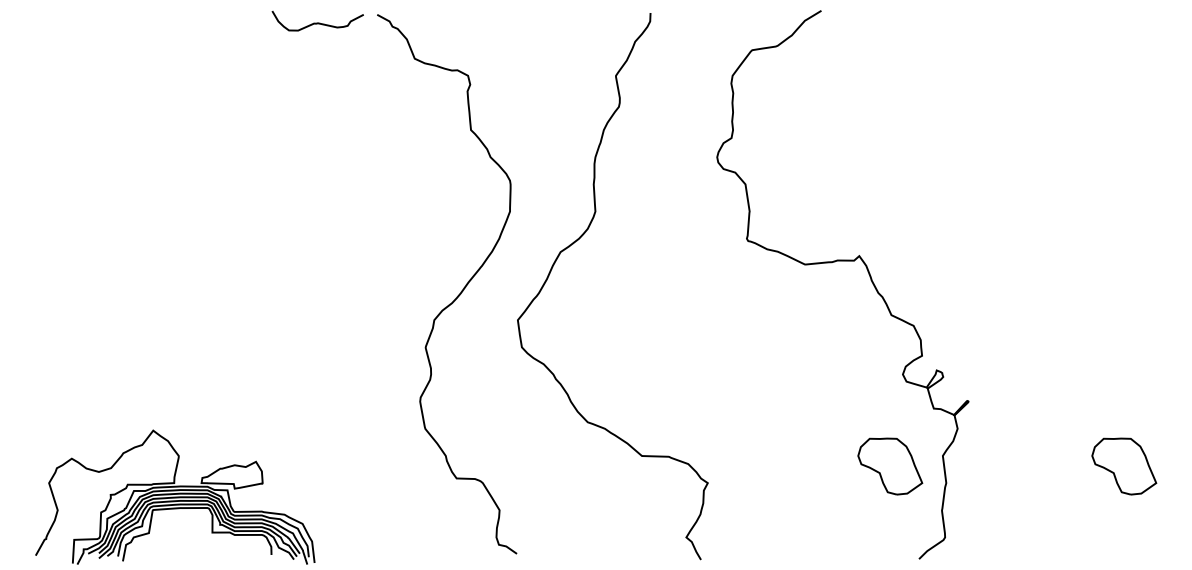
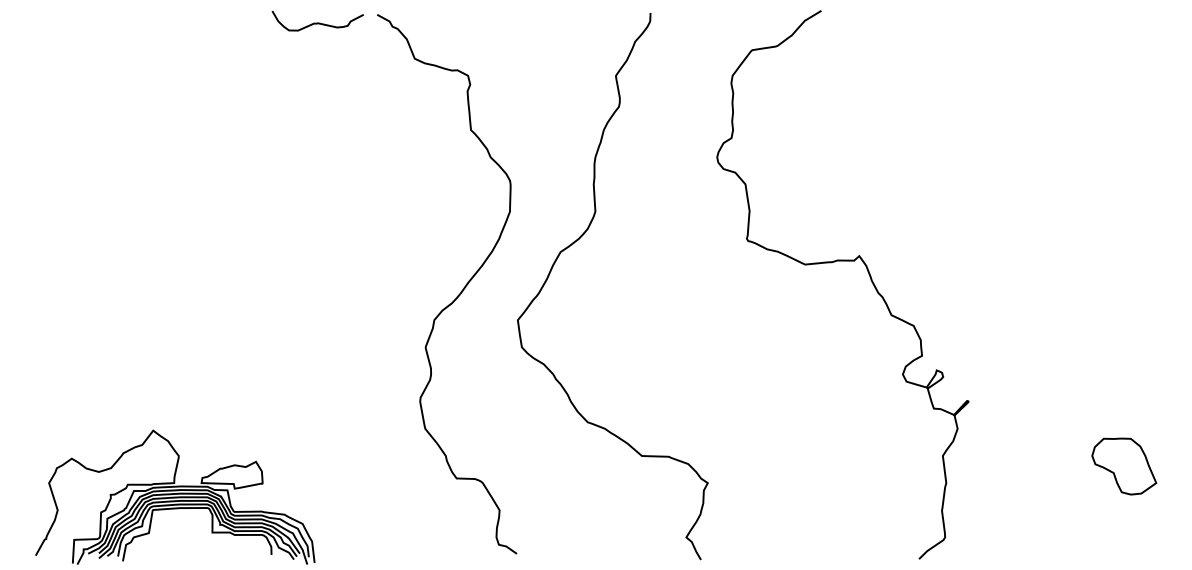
part: present -> none (890, 466)
